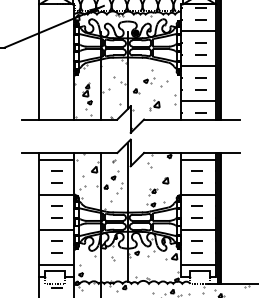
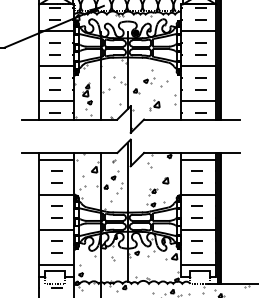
hatch: none -> present (56, 60)
